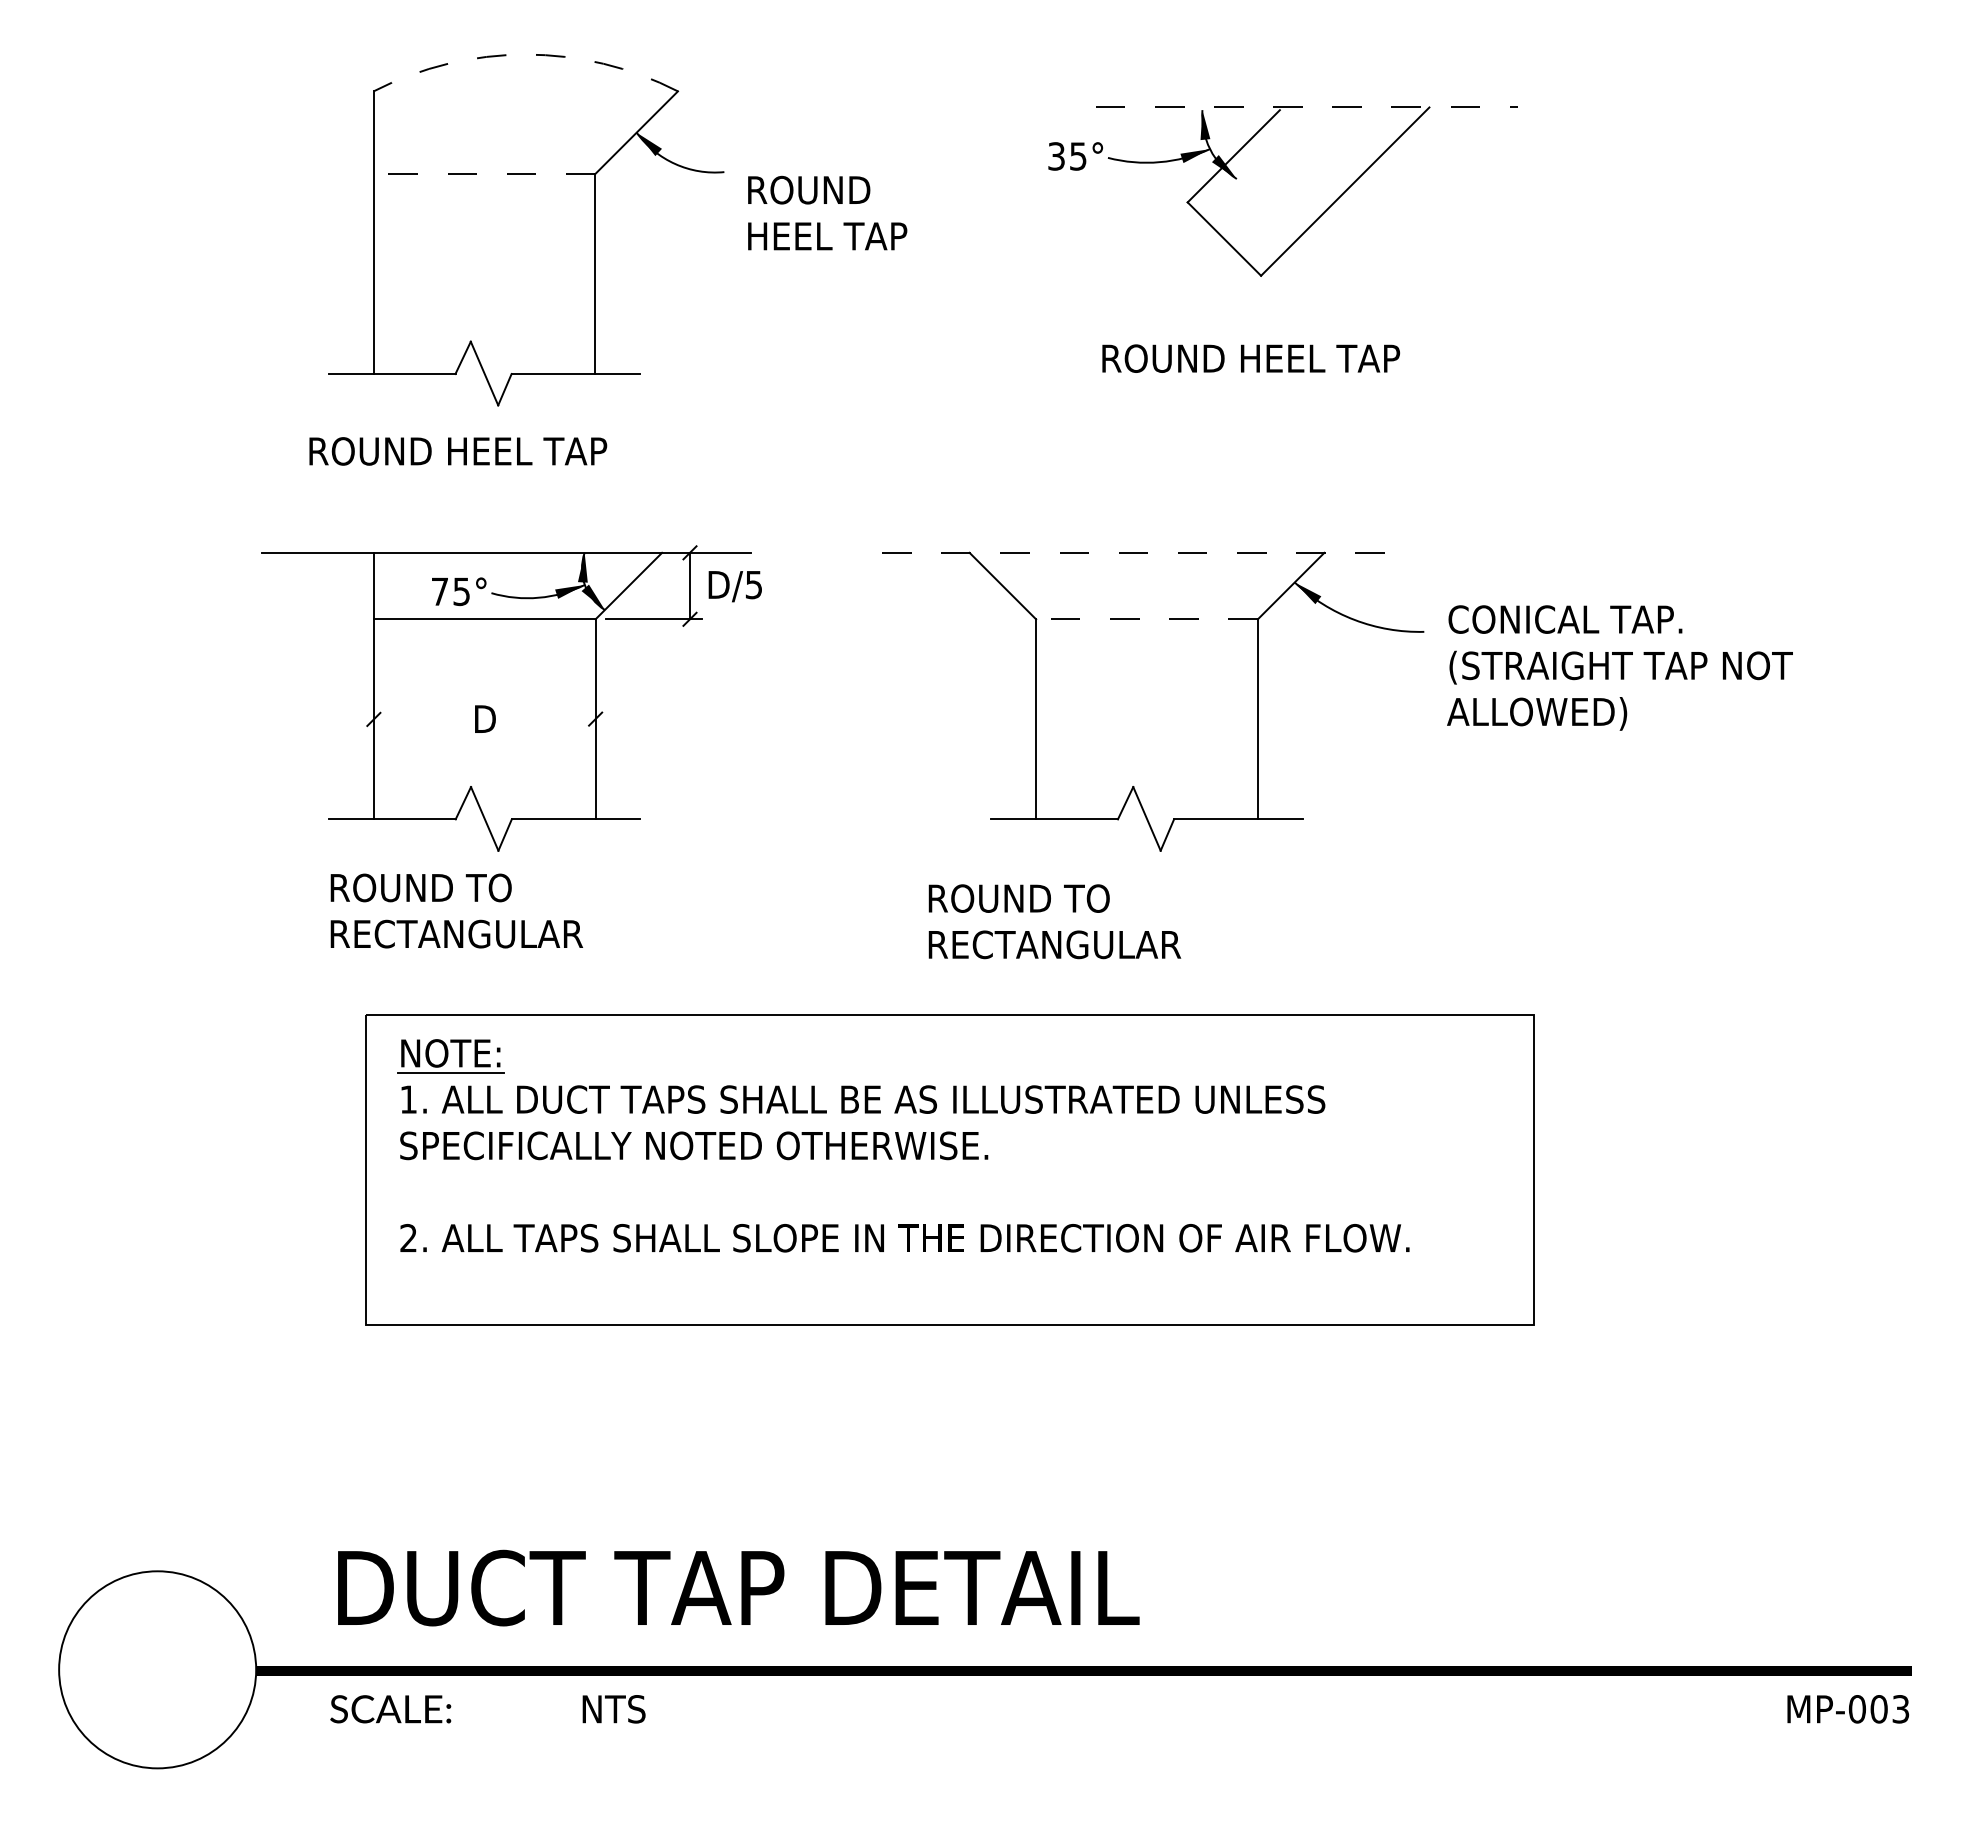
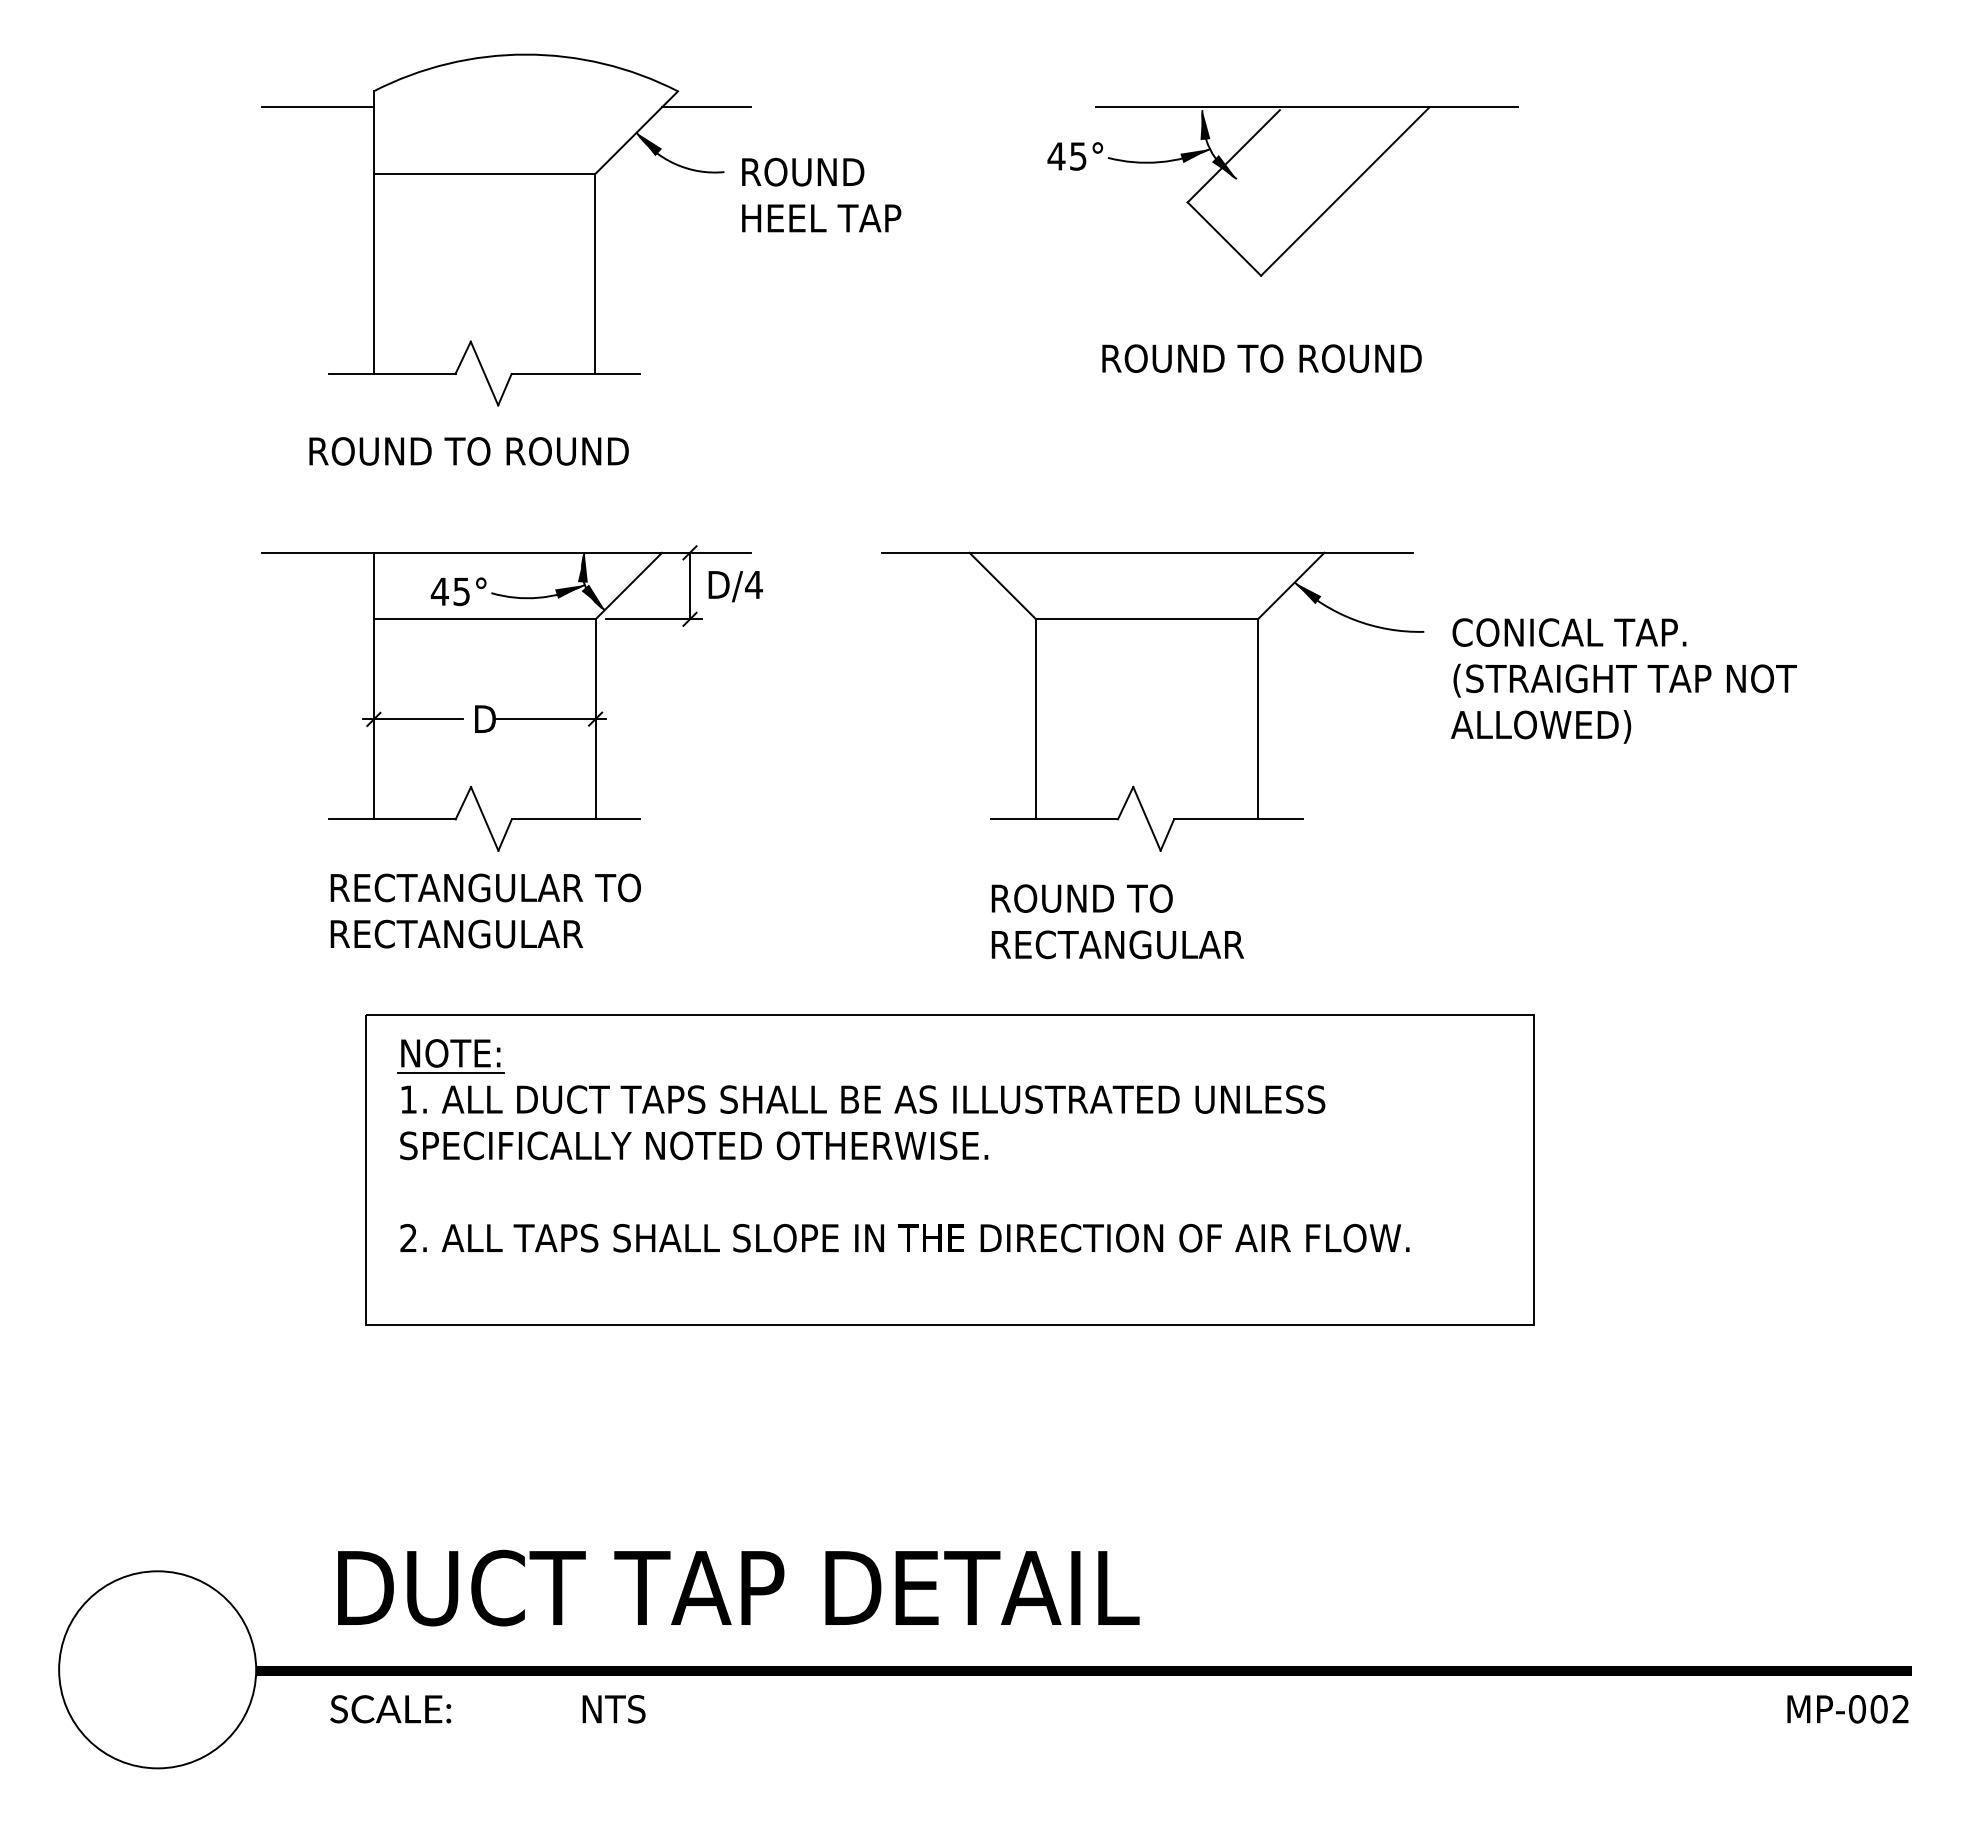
arc: dashed -> solid (525, 54)
line: none -> present (317, 107)
line: none -> present (705, 107)
line: dashed -> solid (1307, 107)
text: 35° -> 45° (1056, 156)
line: dashed -> solid (484, 173)
text position: (827, 212) -> (821, 194) (821, 194)
text: ROUND HEEL TAP -> ROUND TO ROUND (1329, 358)
text: ROUND HEEL TAP -> ROUND TO ROUND (536, 451)
line: dashed -> solid (1147, 552)
text: D/5 -> D/4 (754, 585)
text: 75° -> 45° (439, 591)
line: dashed -> solid (1147, 619)
text position: (1619, 667) -> (1623, 680) (1623, 680)
line: none -> present (413, 719)
line: none -> present (550, 719)
text: ROUND TO RECTANGULAR -> RECTANGULAR TO RECTANGULAR (496, 887)
text position: (1054, 921) -> (1117, 921) (1117, 921)
text: MP-003 -> MP-002 (1900, 1709)
